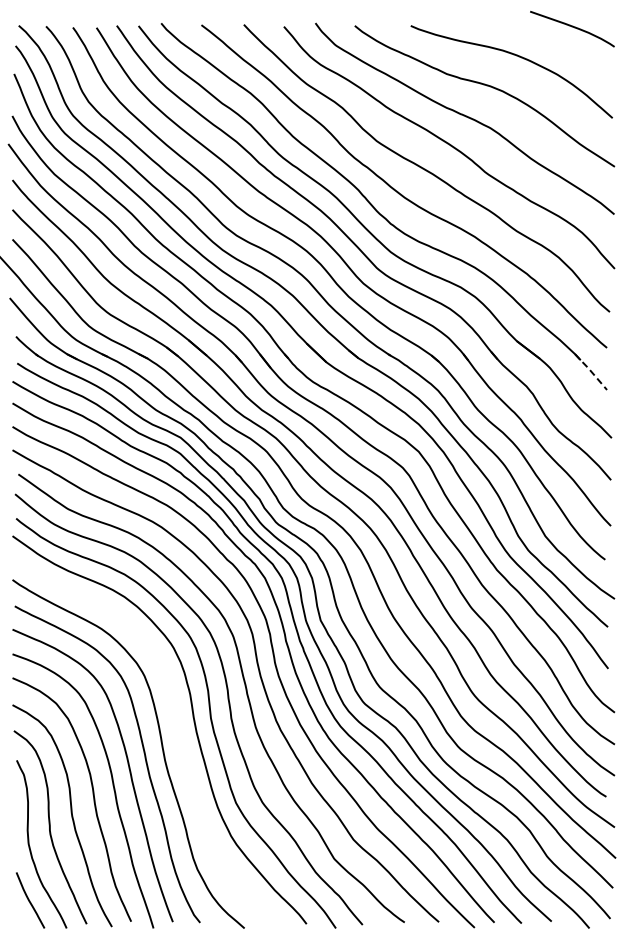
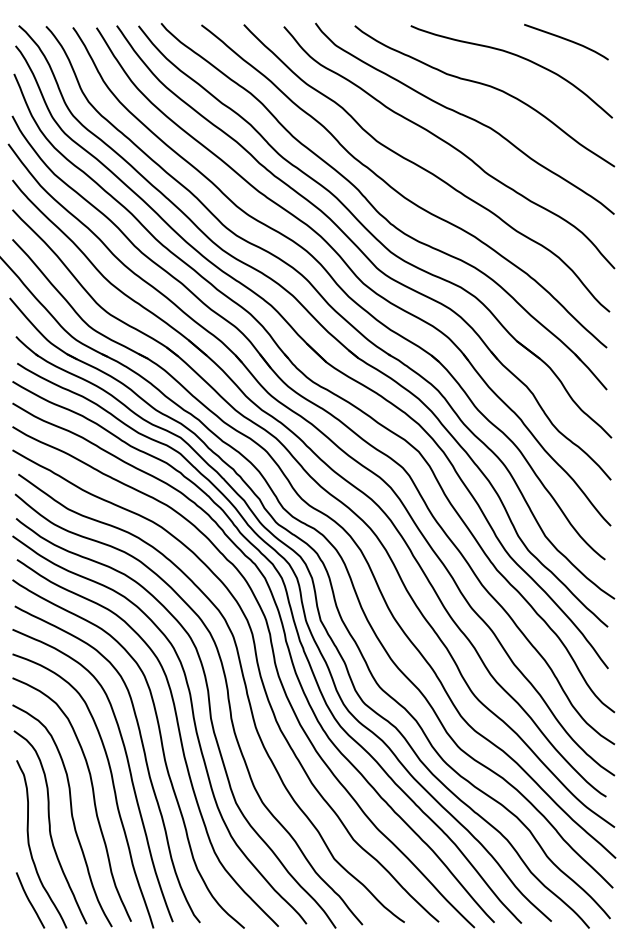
curve position: (572, 27) -> (566, 40) (566, 40)
line: dashed -> solid (590, 371)
curve: none -> present (179, 738)
